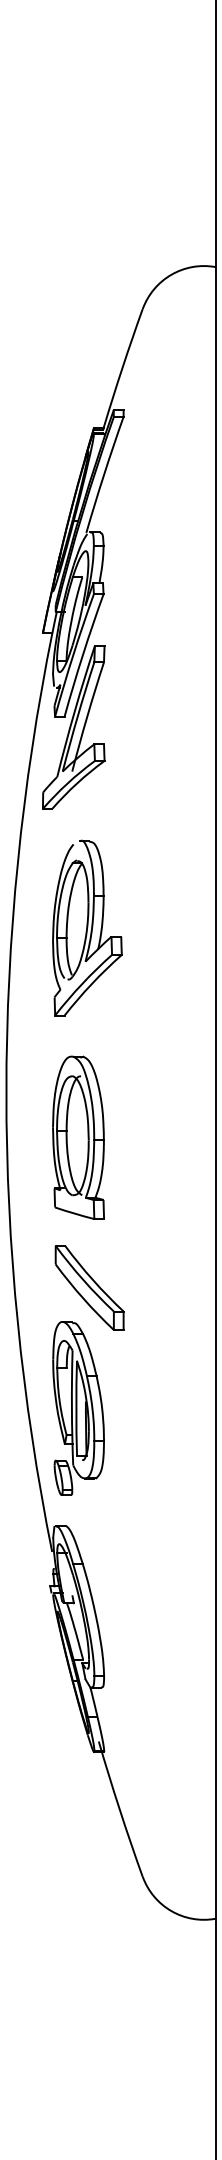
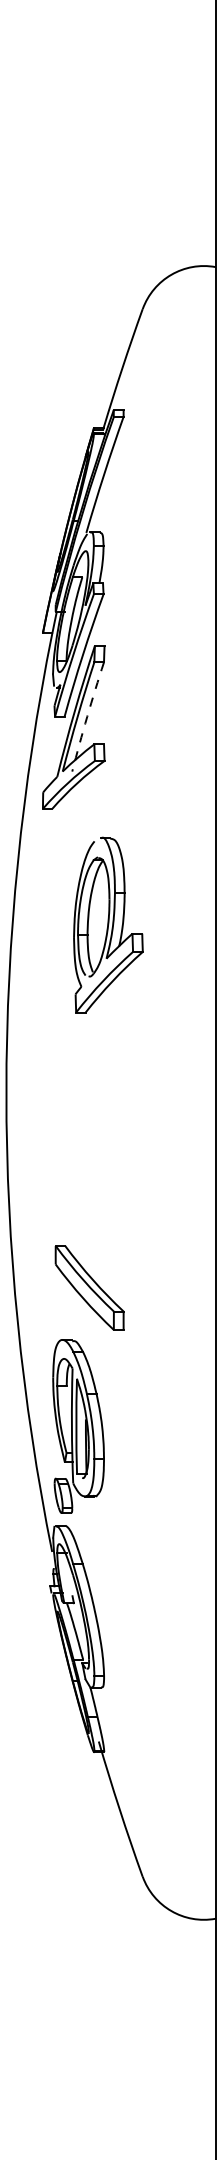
arc: solid -> dashed (87, 716)
part position: (87, 927) -> (108, 924) (108, 924)
part: present -> none (78, 1137)
part position: (78, 1408) -> (78, 1426) (78, 1426)
